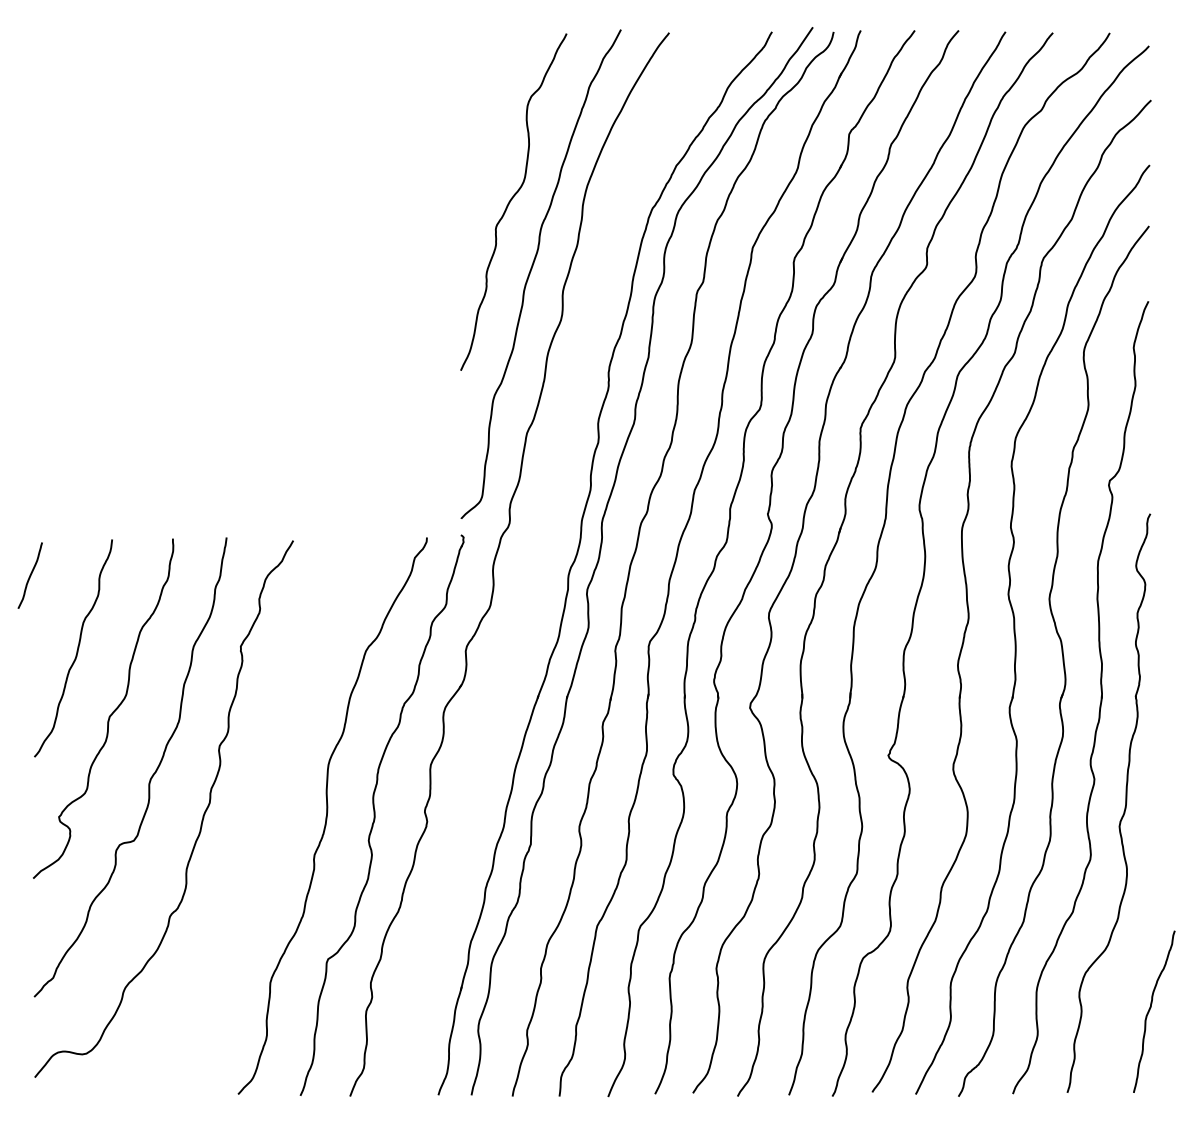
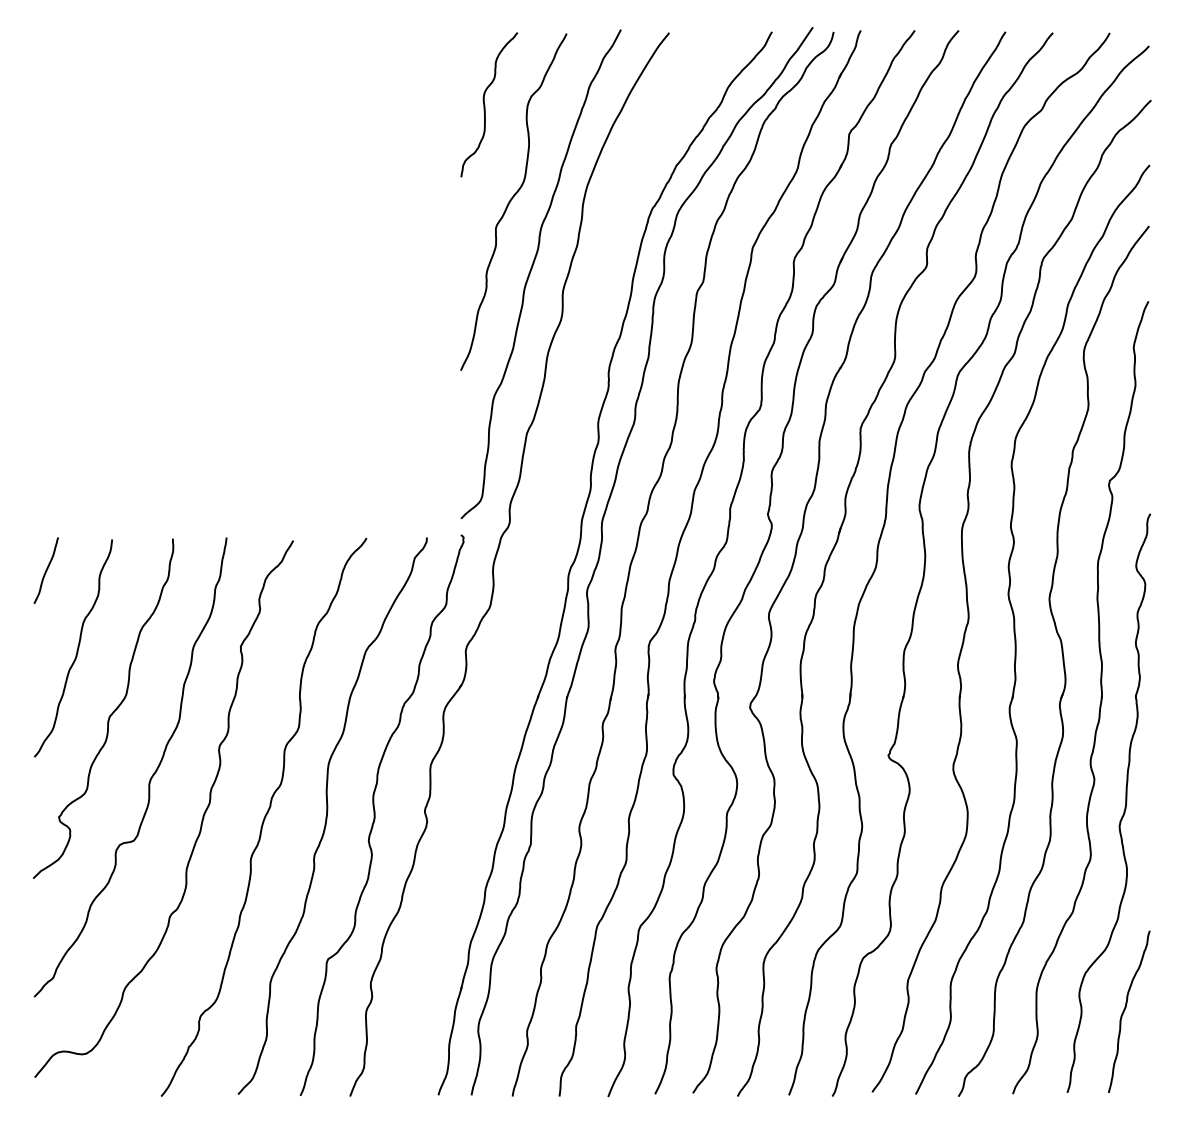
curve: none -> present (485, 104)
curve position: (29, 575) -> (45, 570) (45, 570)
curve: none -> present (264, 817)
curve position: (1150, 1010) -> (1125, 1010) (1125, 1010)
